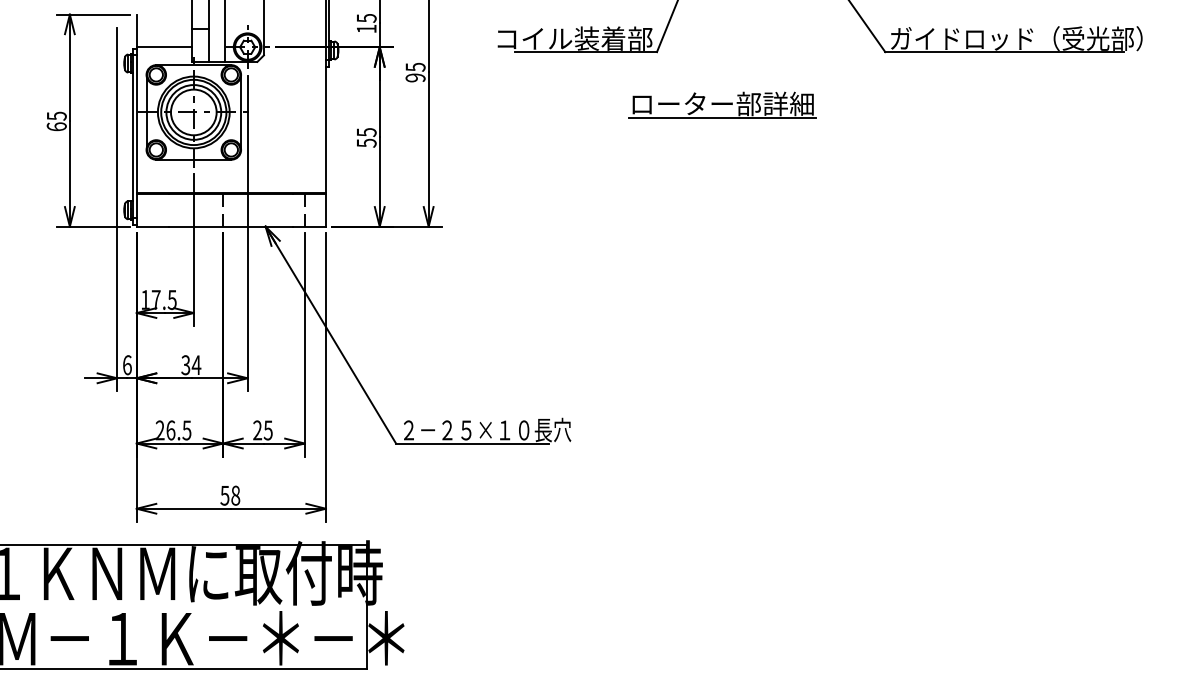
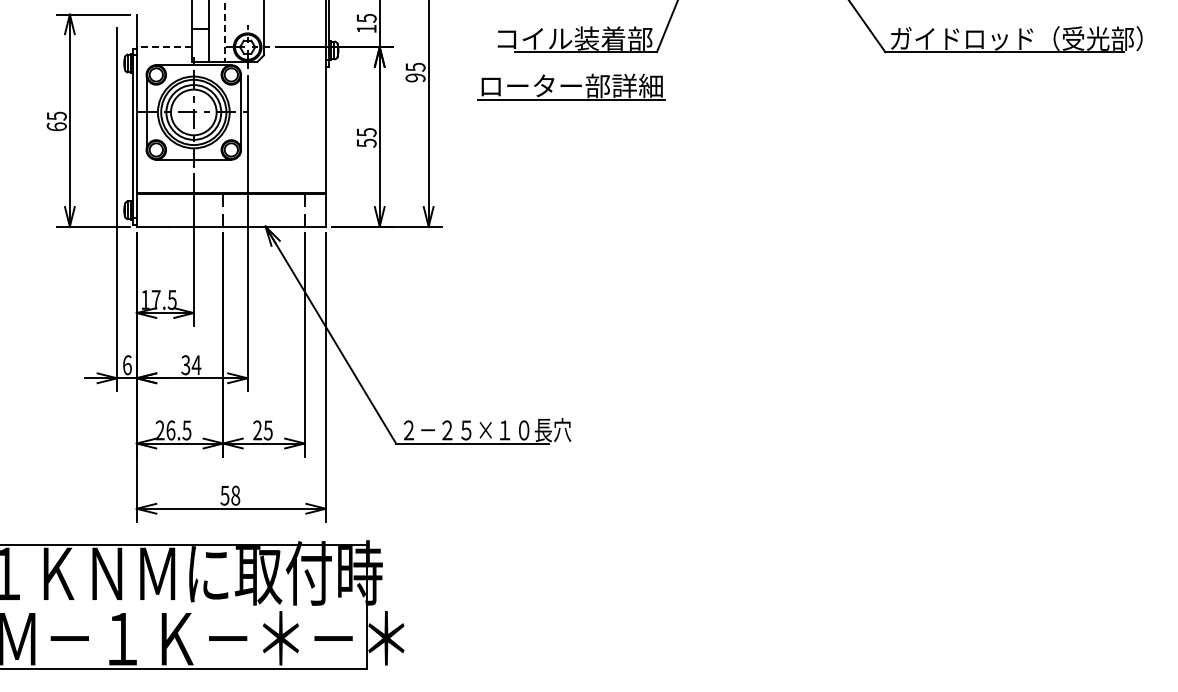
line: solid -> dashed (224, 30)
line: solid -> dashed (164, 47)
part position: (722, 104) -> (571, 86) (571, 86)
